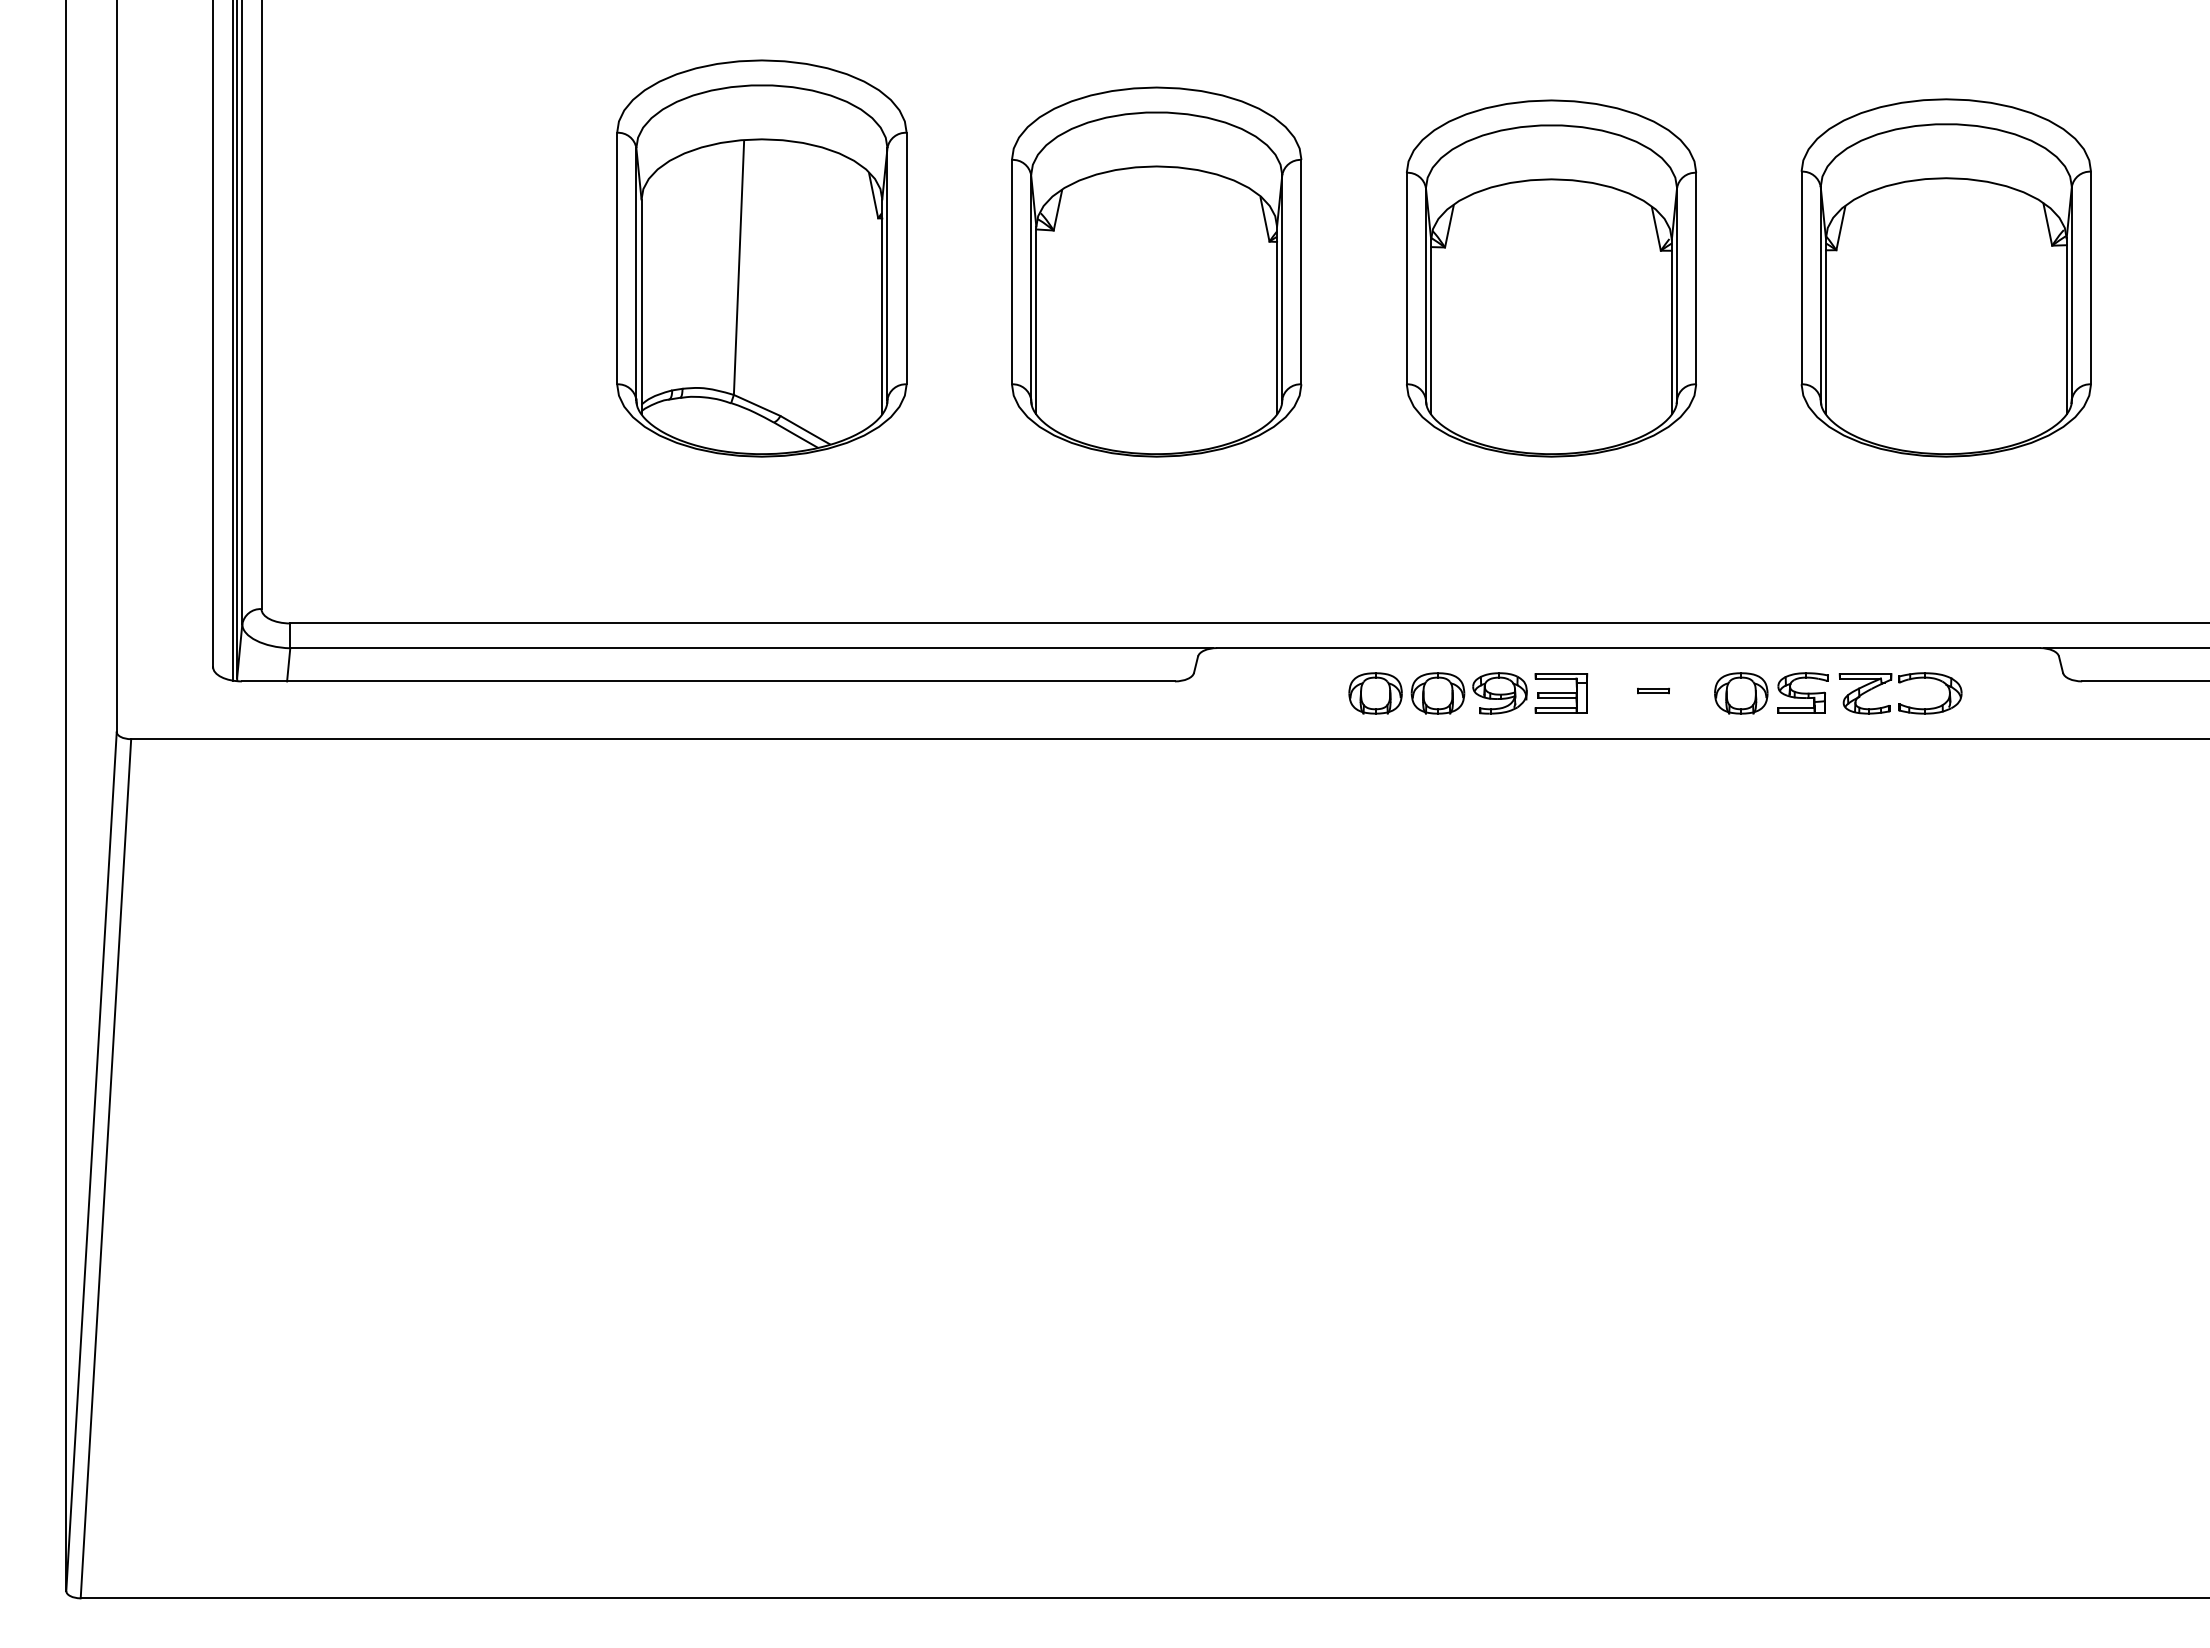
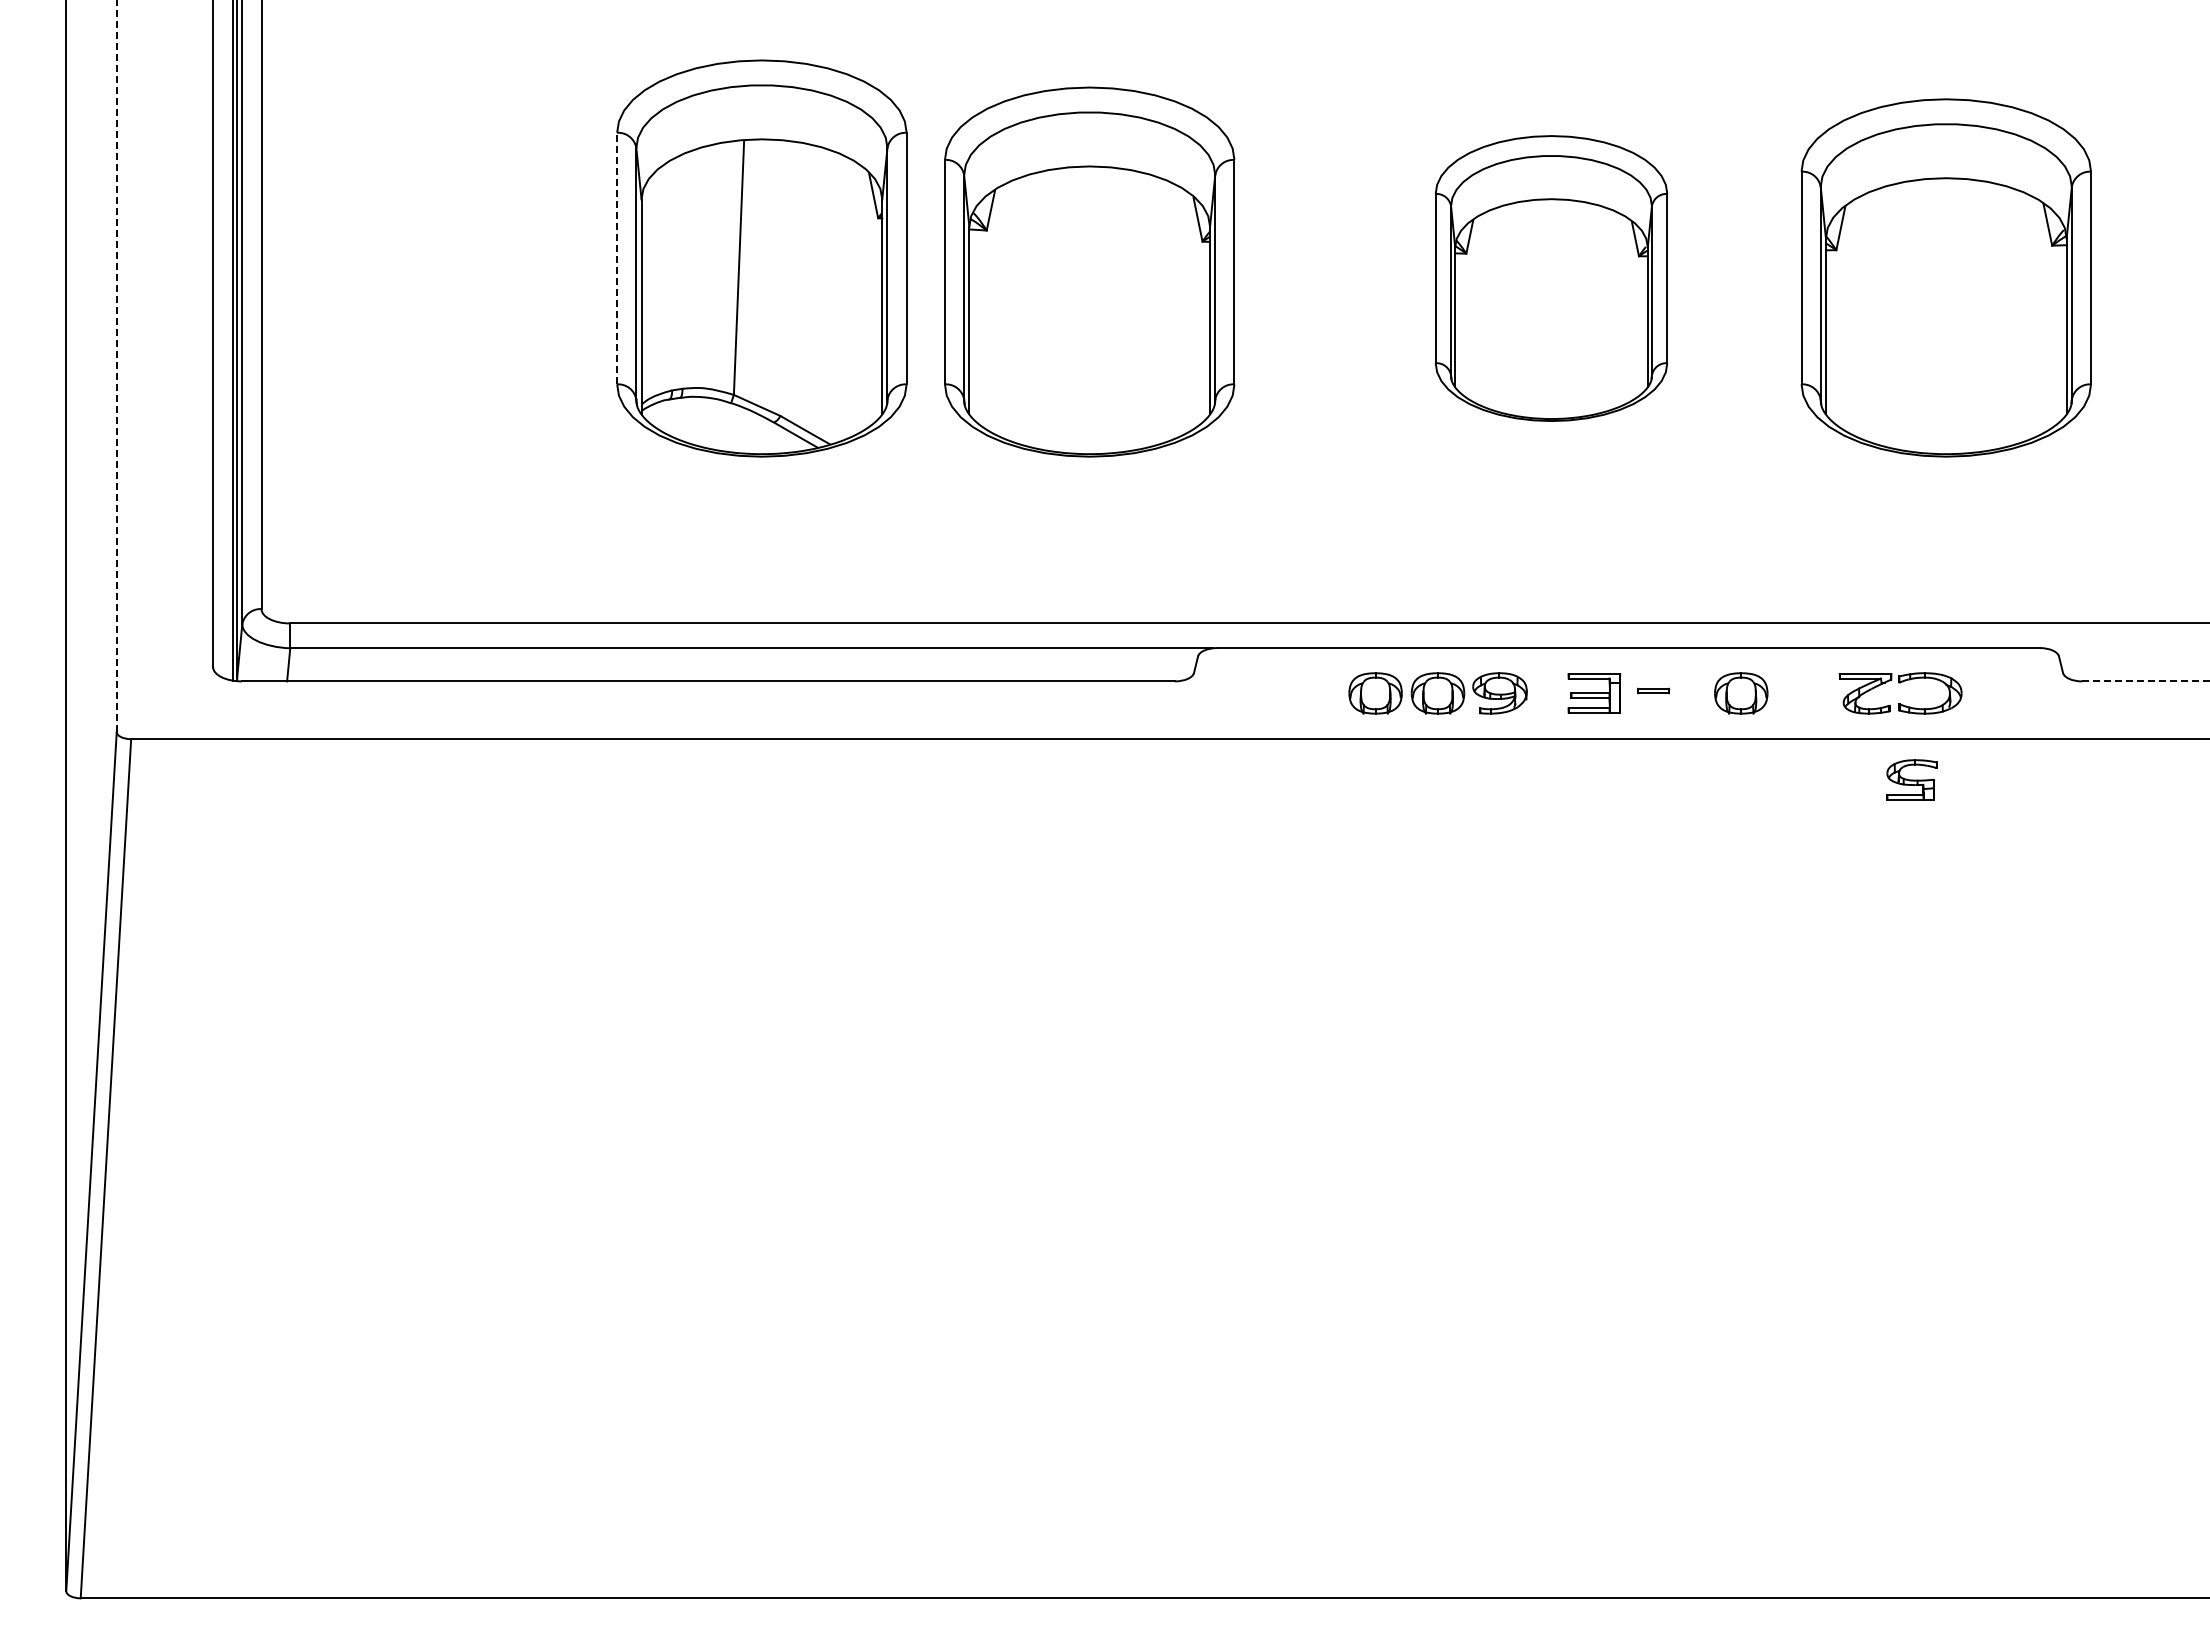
line: solid -> dashed (617, 258)
part position: (1156, 271) -> (1089, 271) (1089, 271)
part size: 291x359 px -> 235x287 px (1551, 278)
line: solid -> dashed (116, 366)
line: present -> none (2125, 648)
line: solid -> dashed (2146, 681)
part position: (1802, 692) -> (1911, 779) (1911, 779)
part position: (1561, 693) -> (1594, 693) (1594, 693)
